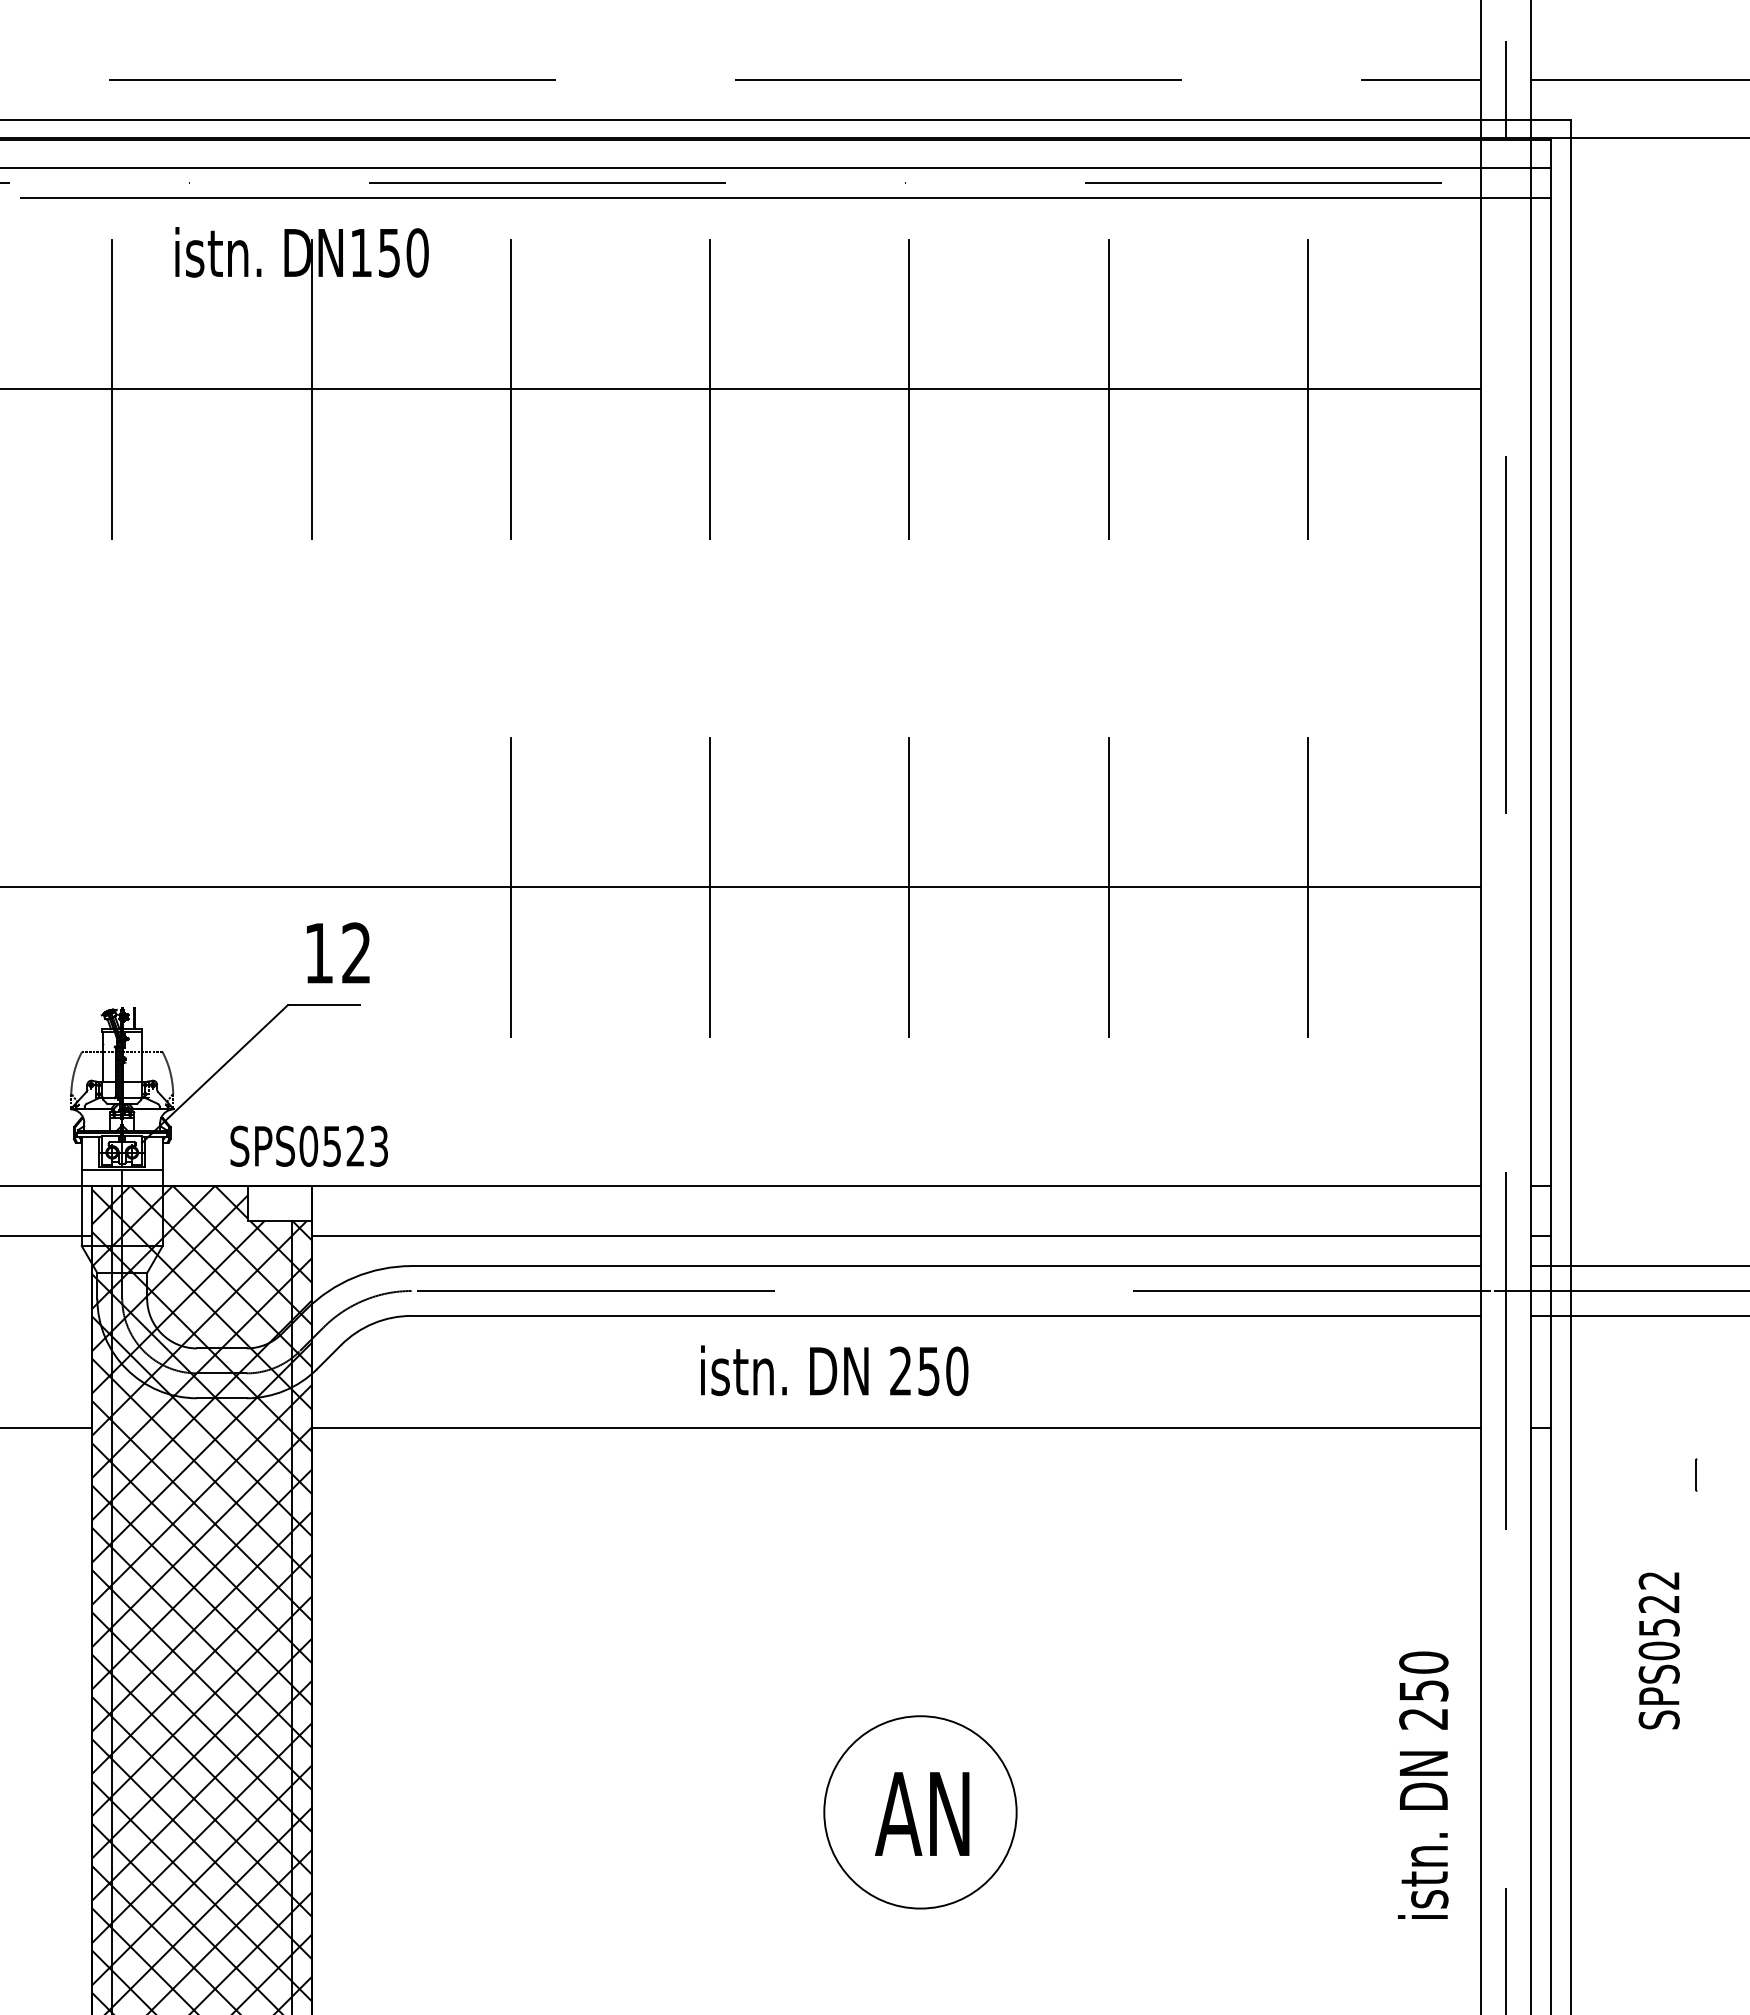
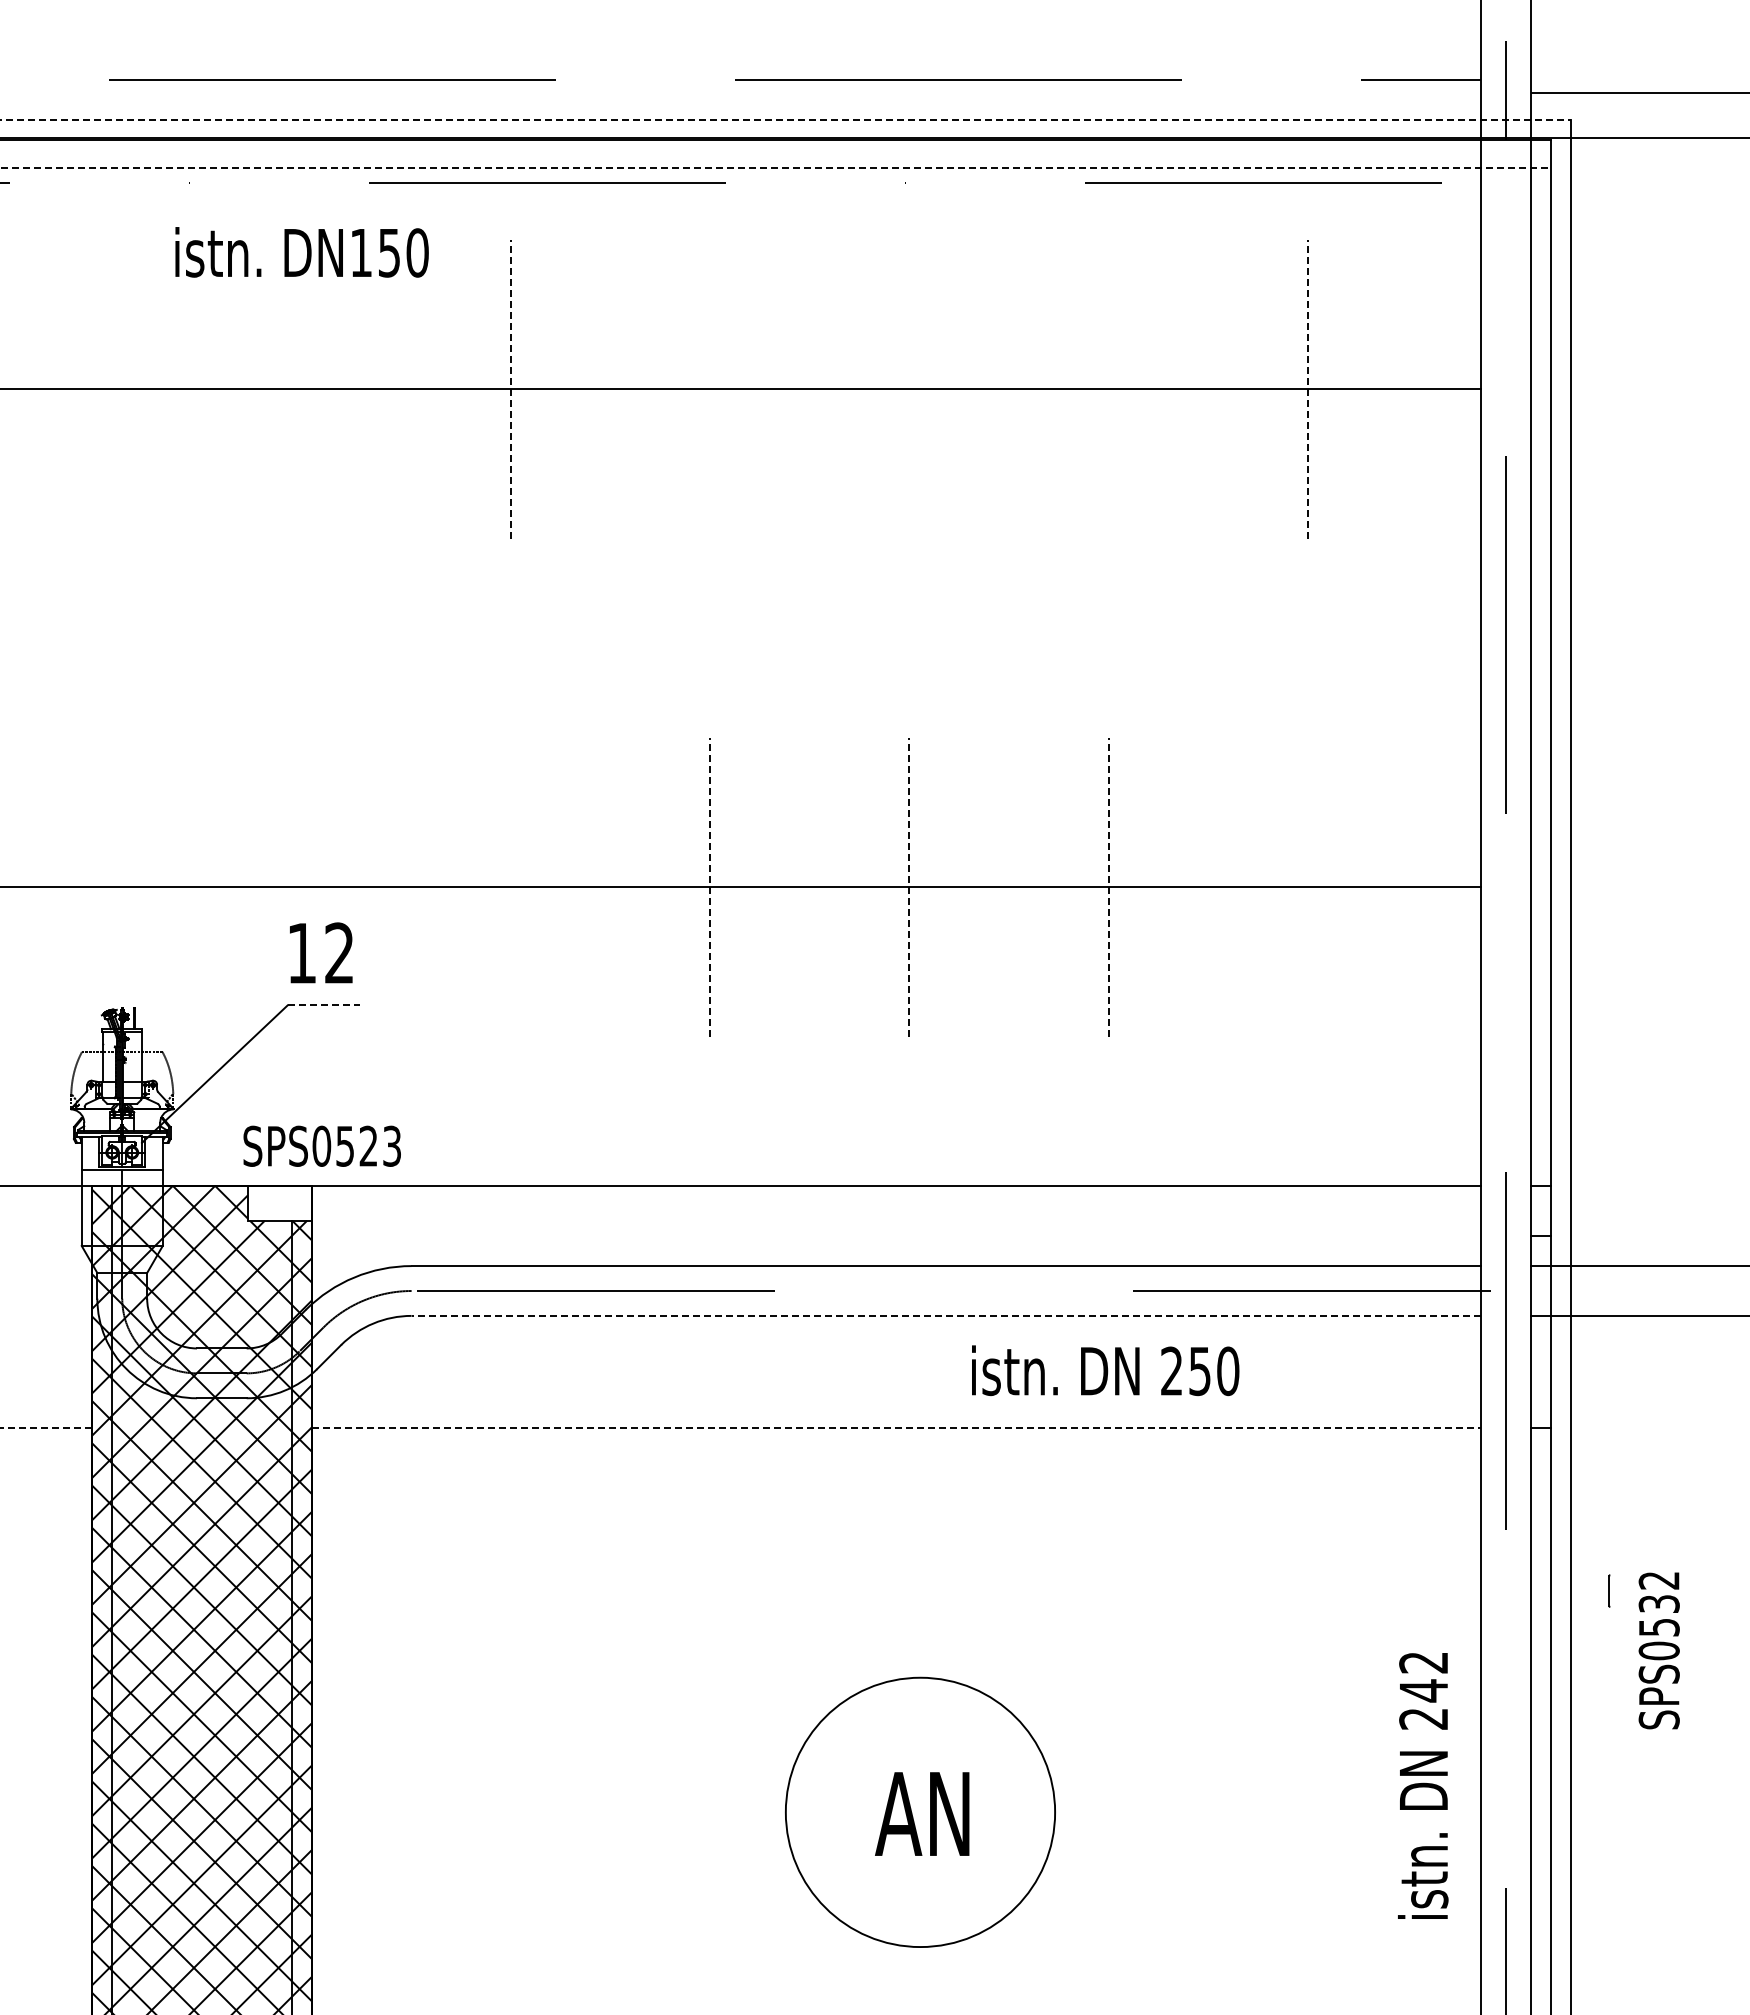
line position: (1638, 80) -> (1638, 93) (1638, 93)
line: solid -> dashed (786, 120)
line: solid -> dashed (776, 168)
line: present -> none (785, 198)
line: present -> none (112, 388)
line: present -> none (311, 388)
line: solid -> dashed (510, 388)
line: present -> none (710, 388)
line: present -> none (909, 388)
line: present -> none (1108, 388)
line: solid -> dashed (1307, 388)
line: solid -> dashed (710, 886)
line: solid -> dashed (909, 886)
line: solid -> dashed (1108, 886)
line: present -> none (510, 887)
line: present -> none (1307, 887)
text position: (338, 952) -> (321, 952) (321, 952)
line: solid -> dashed (323, 1005)
text position: (308, 1145) -> (321, 1145) (321, 1145)
line: present -> none (47, 1236)
line: present -> none (896, 1236)
line: present -> none (1620, 1291)
line: solid -> dashed (946, 1315)
text position: (834, 1370) -> (1105, 1370) (1105, 1370)
line: solid -> dashed (46, 1427)
line: solid -> dashed (896, 1427)
line position: (1696, 1474) -> (1609, 1590) (1609, 1590)
text: SPS0522 -> SPS0532 (1659, 1604)
text: 250 -> 242 (1423, 1676)
circle diameter: 192 px -> 269 px (920, 1812)
